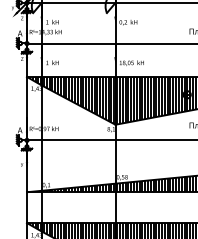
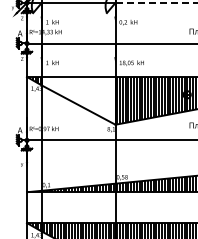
line: solid -> dashed (156, 2)
hatch: present -> none (78, 100)
